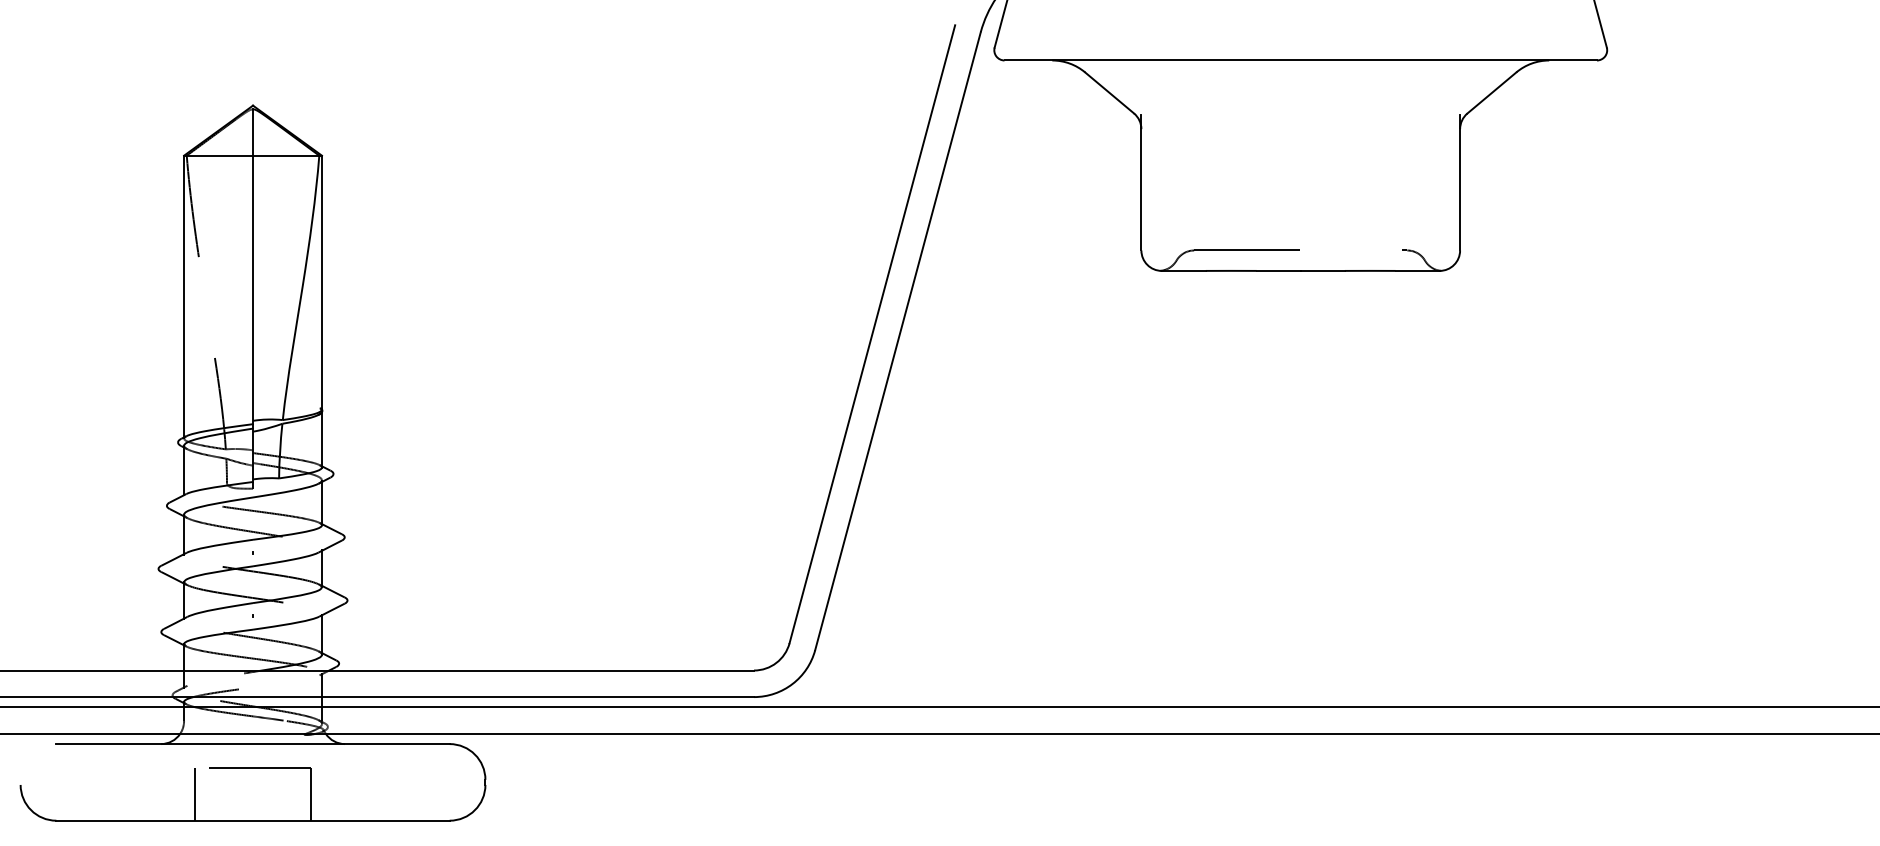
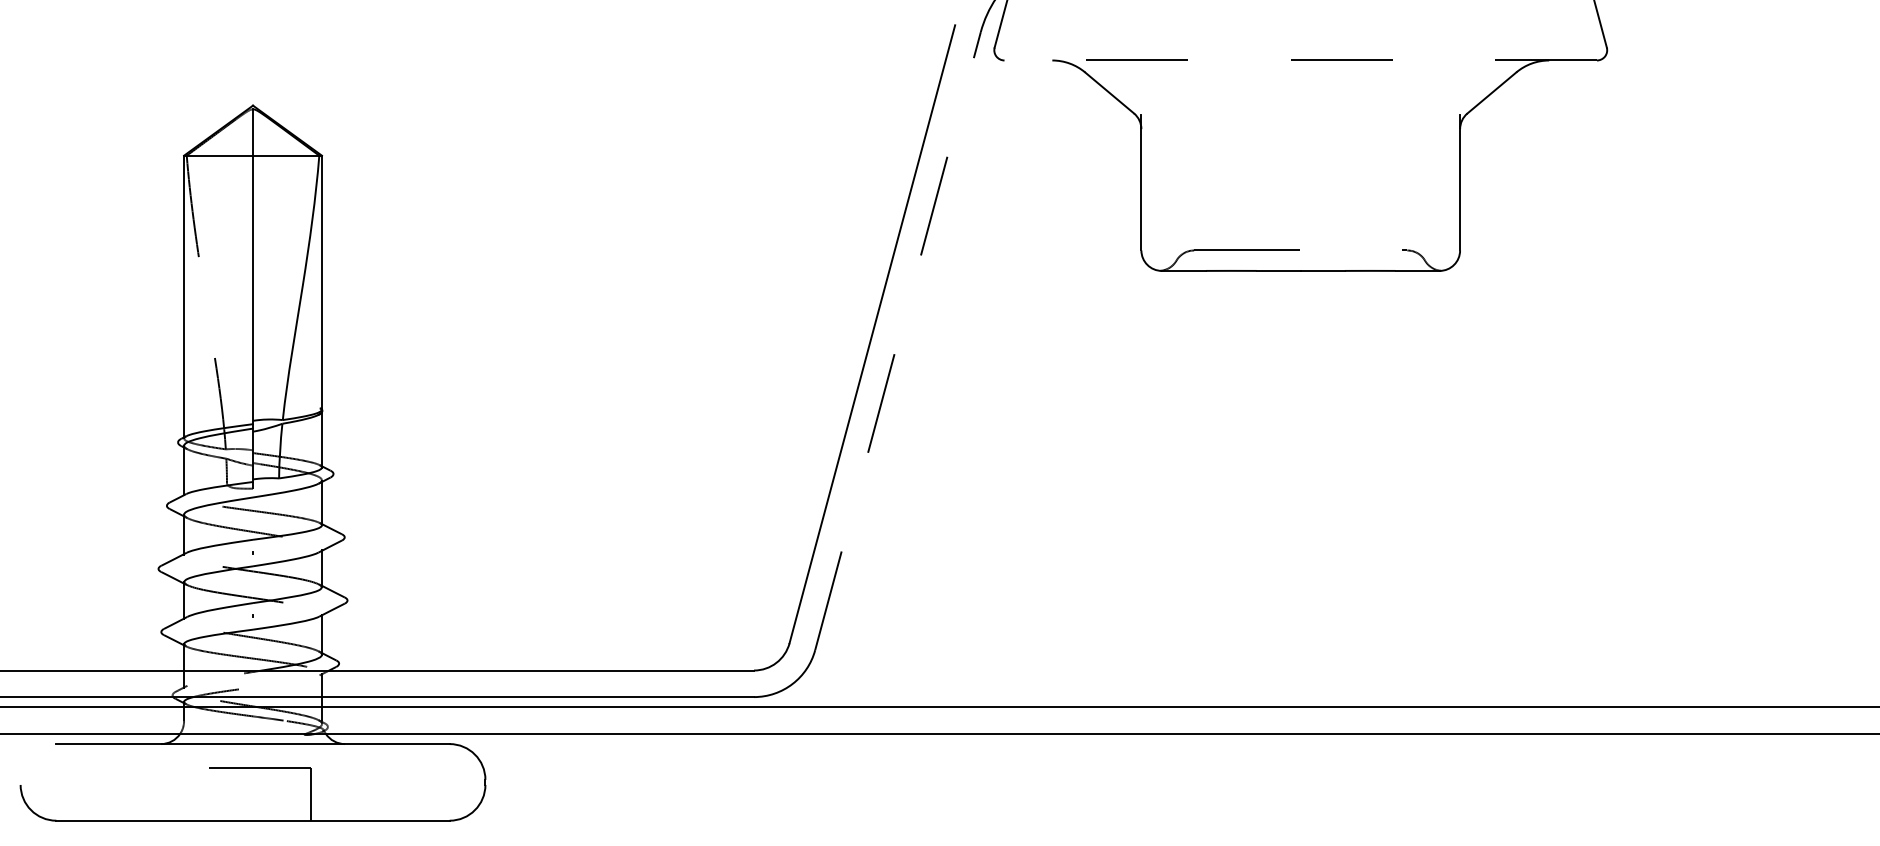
line: solid -> dashed (1300, 60)
line: solid -> dashed (898, 341)
line: present -> none (195, 793)
